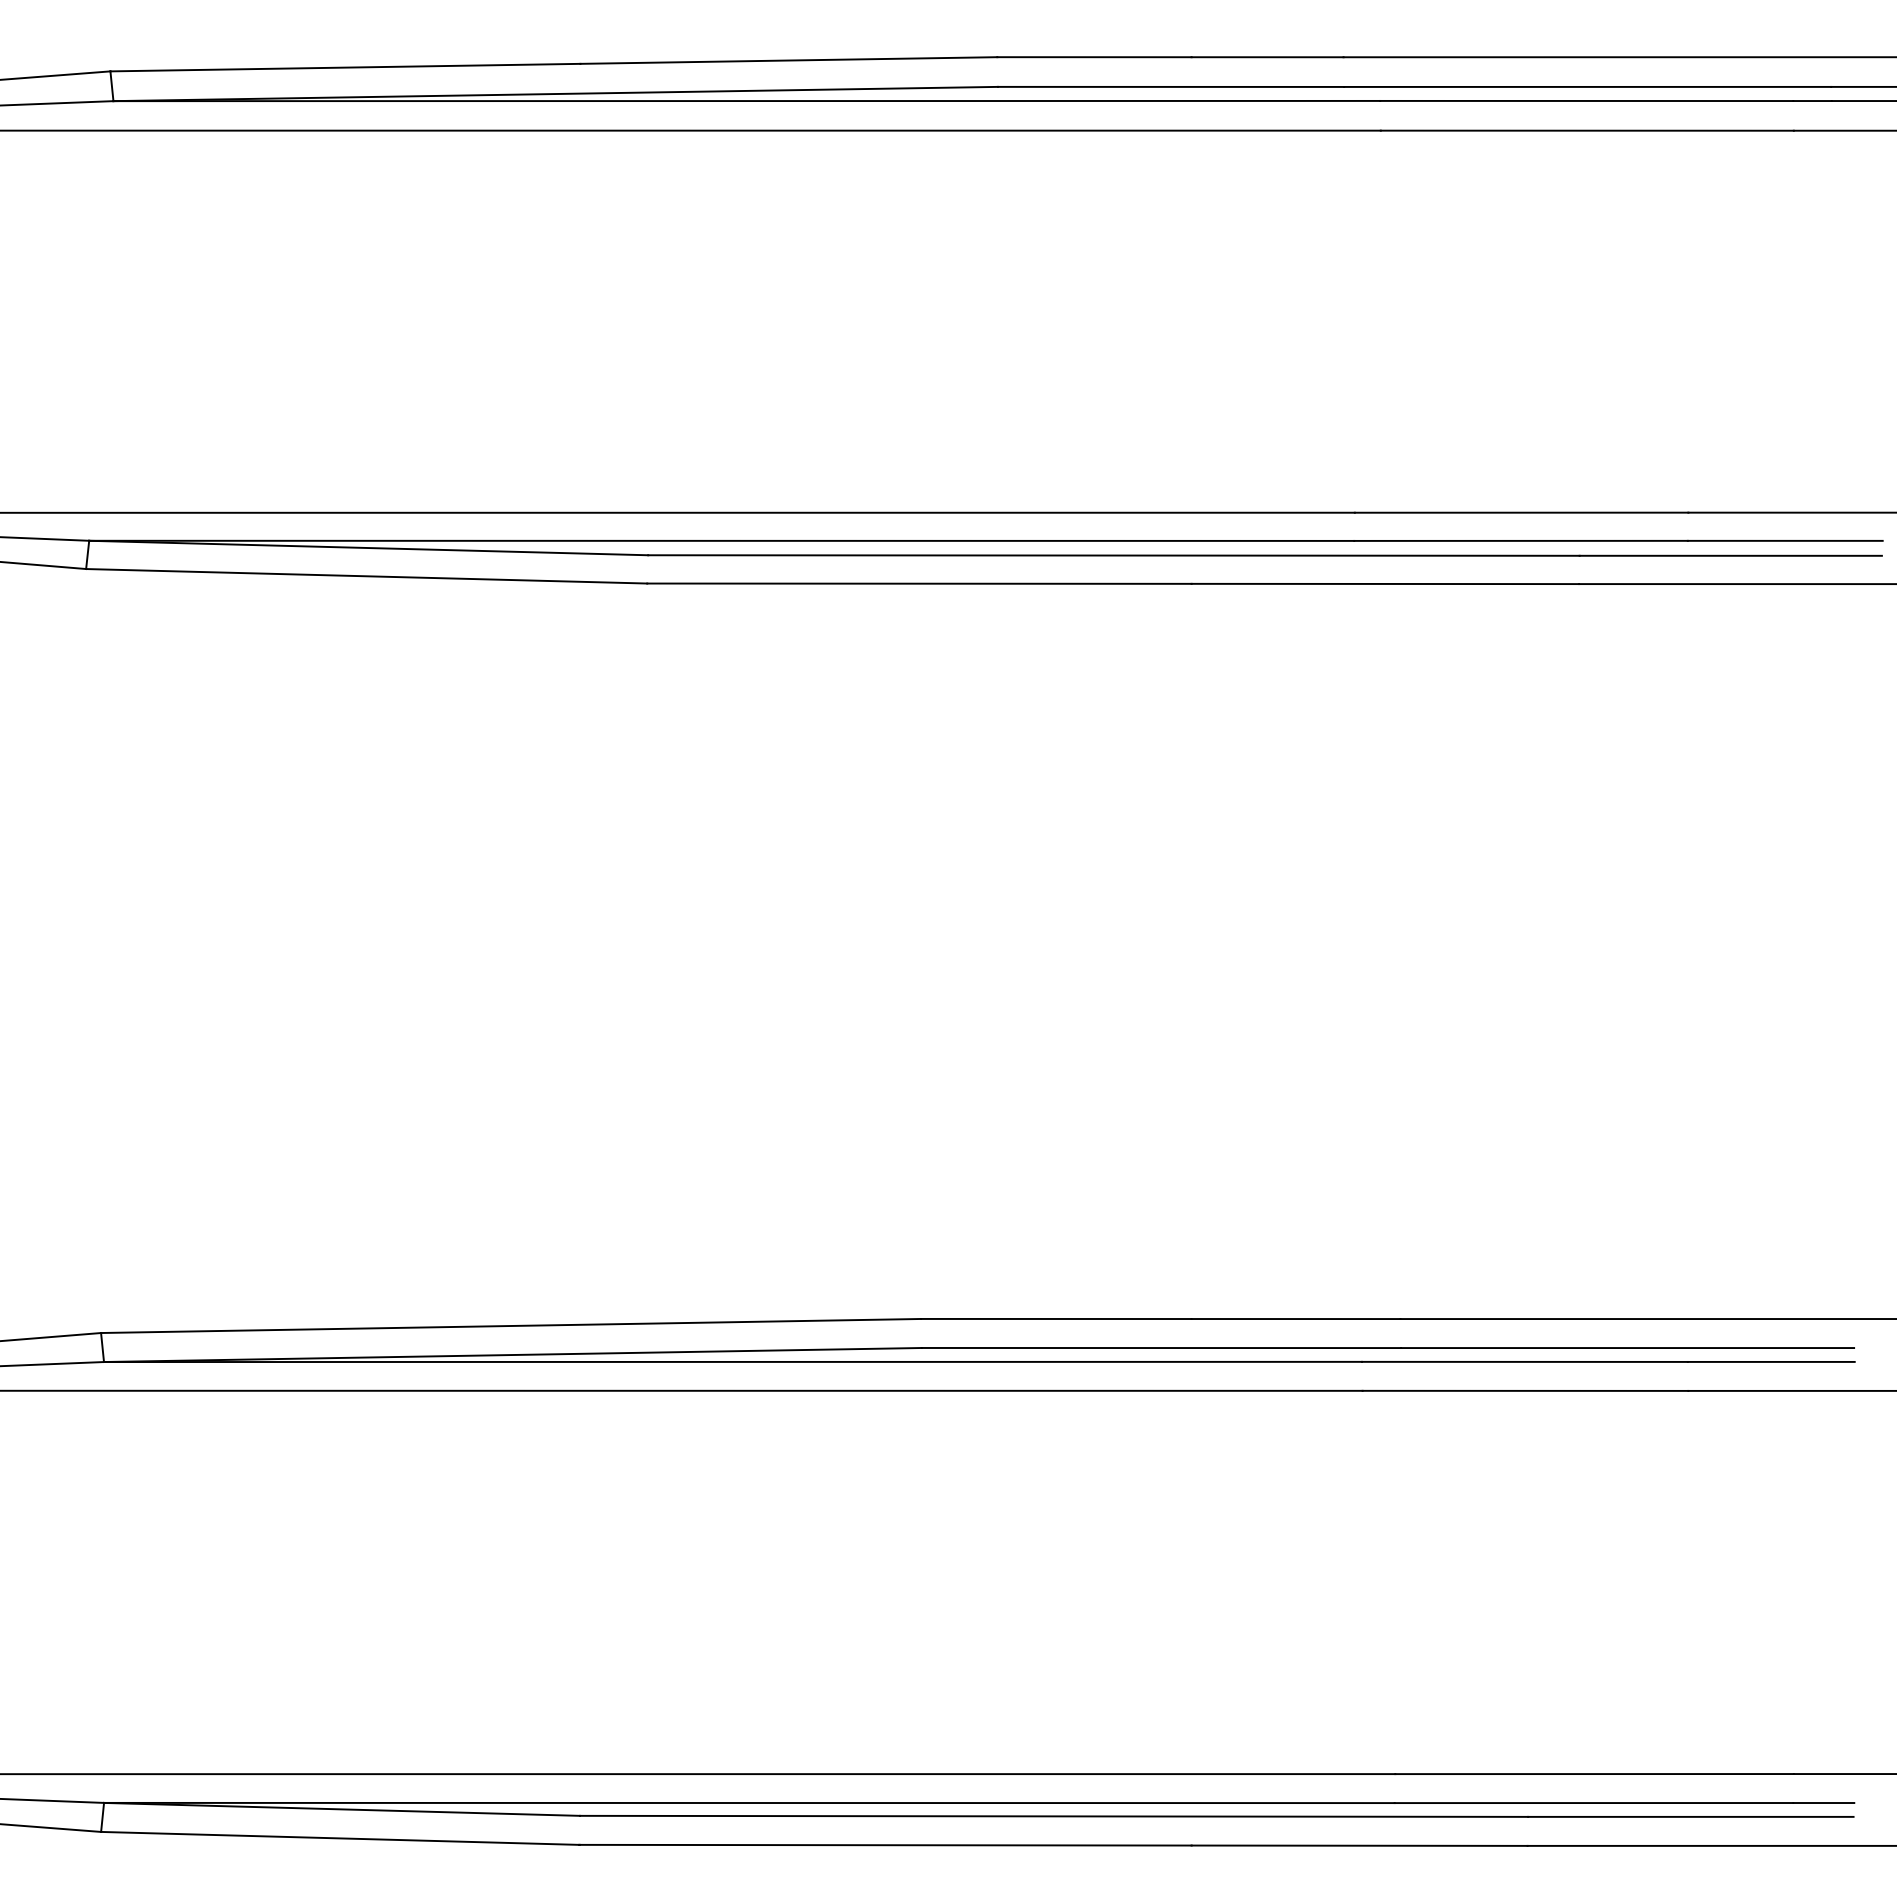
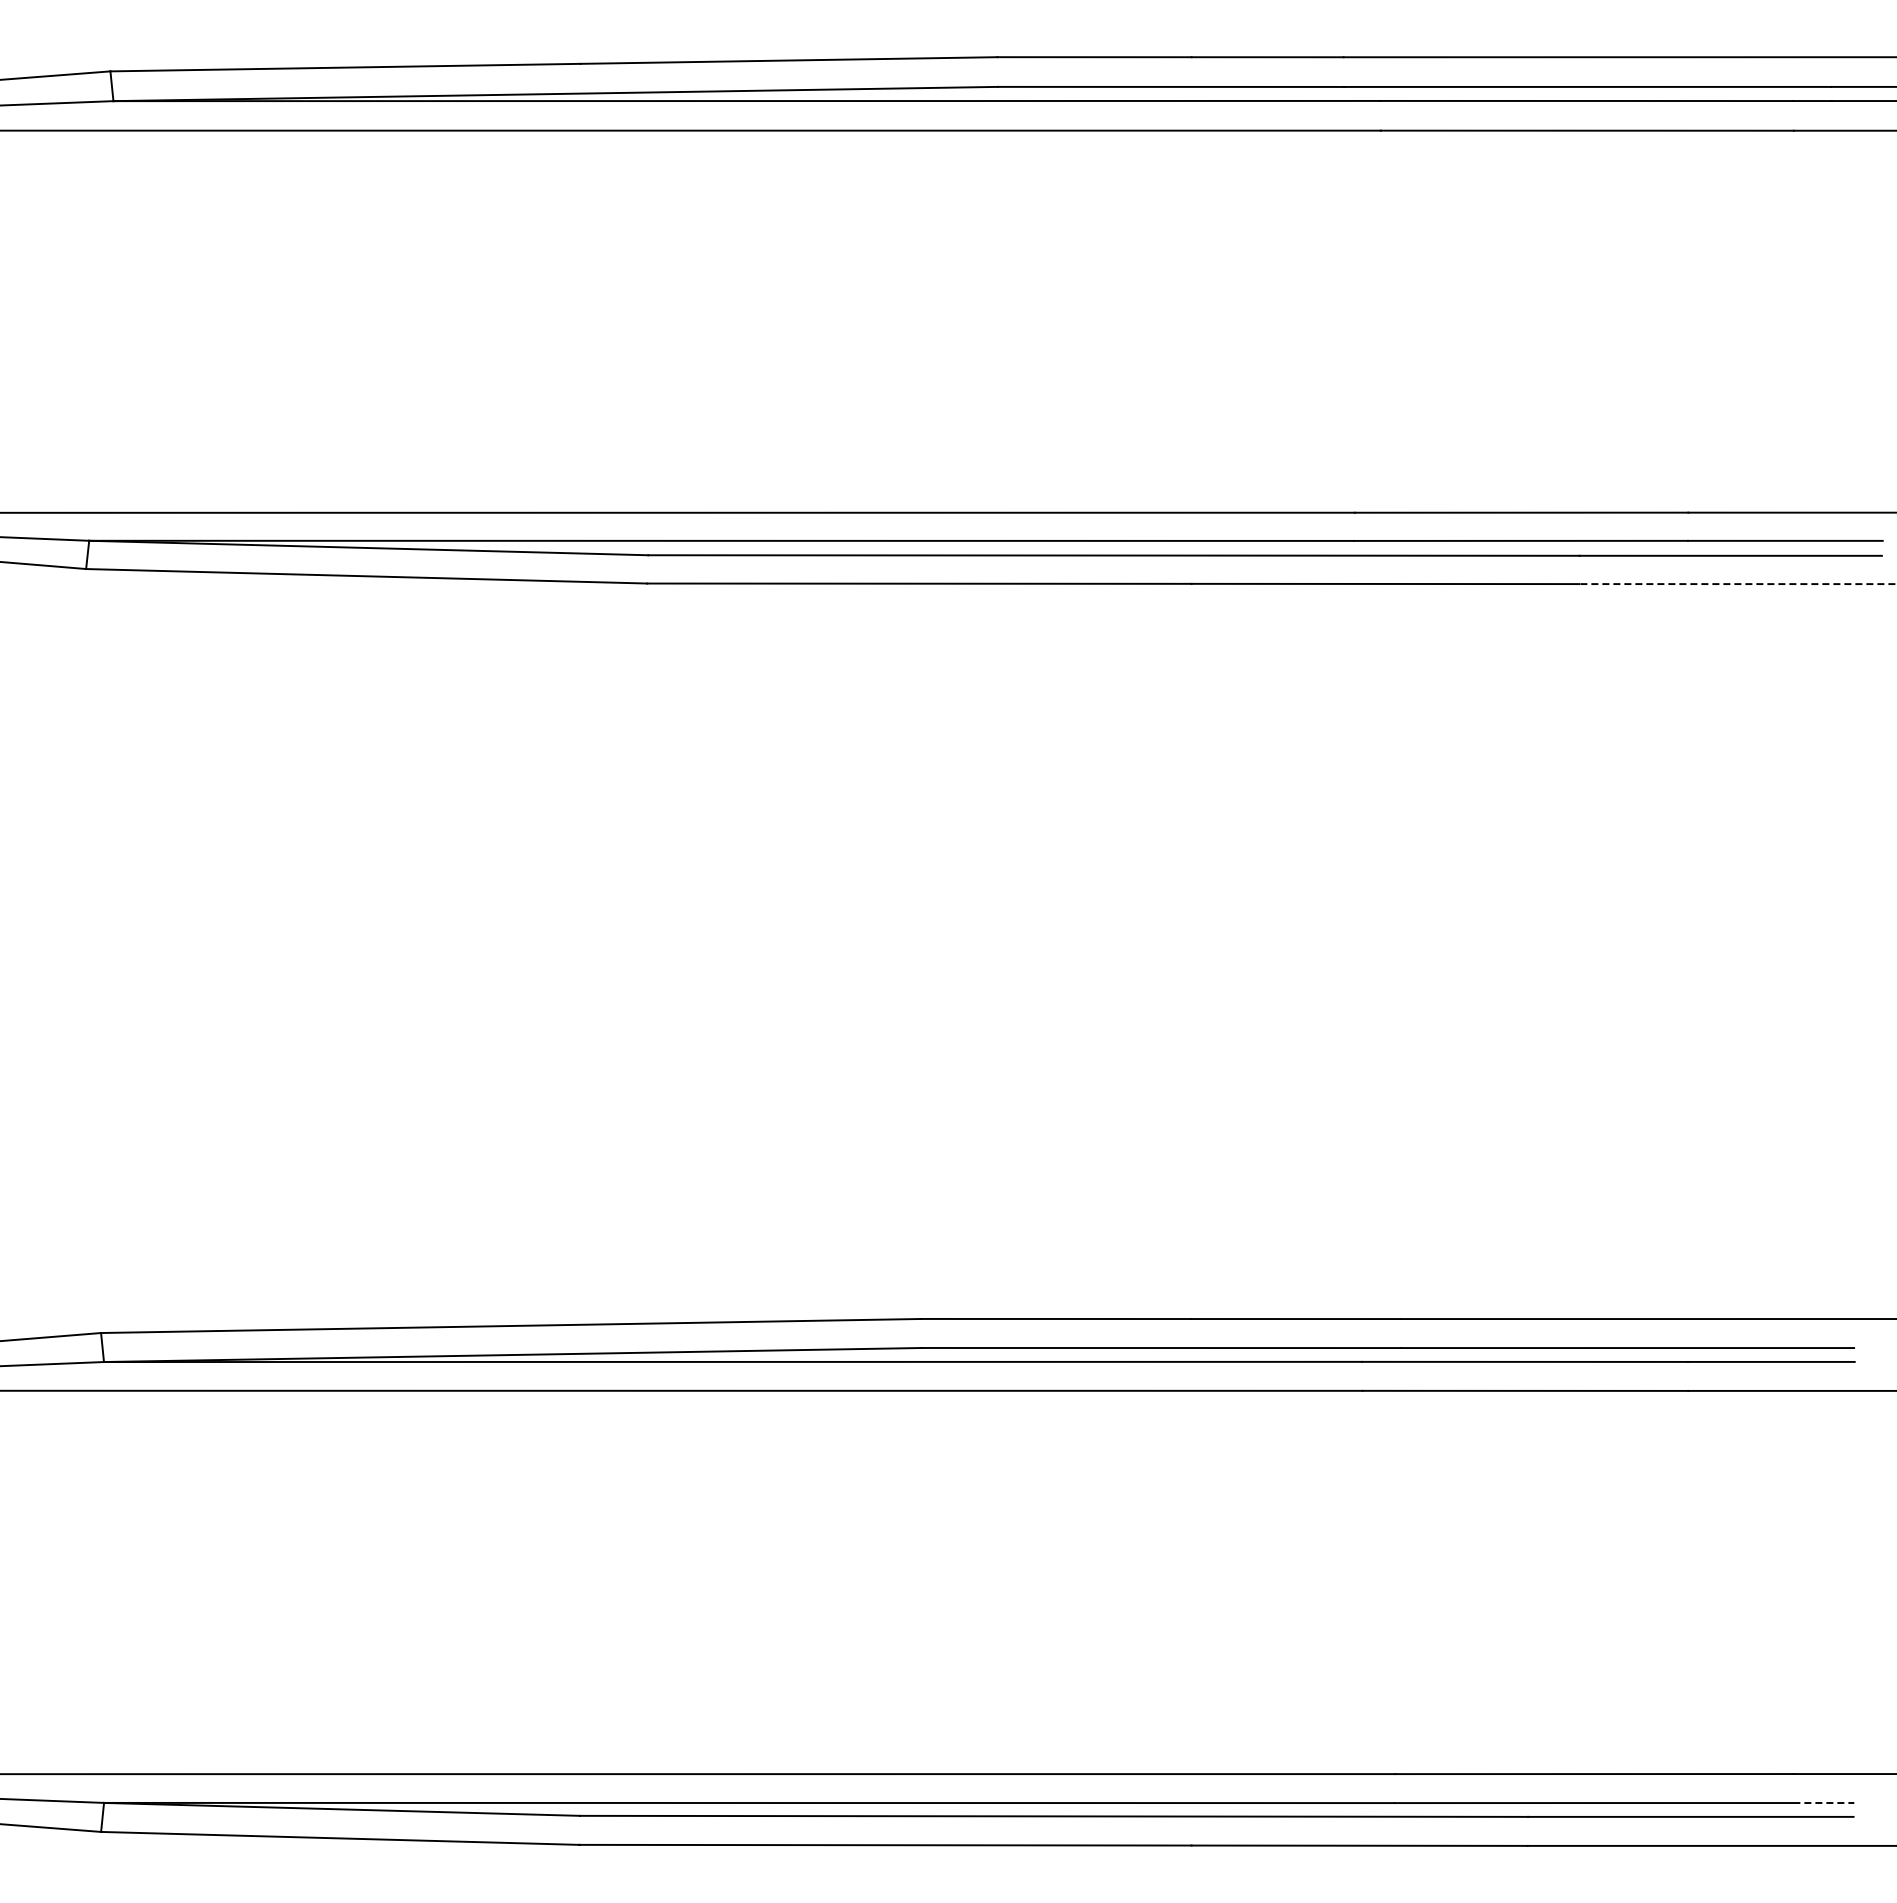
line: solid -> dashed (1737, 584)
line: solid -> dashed (1824, 1803)
